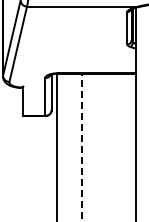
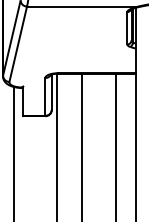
line: none -> present (115, 145)
line: dashed -> solid (81, 147)
line: none -> present (13, 152)
